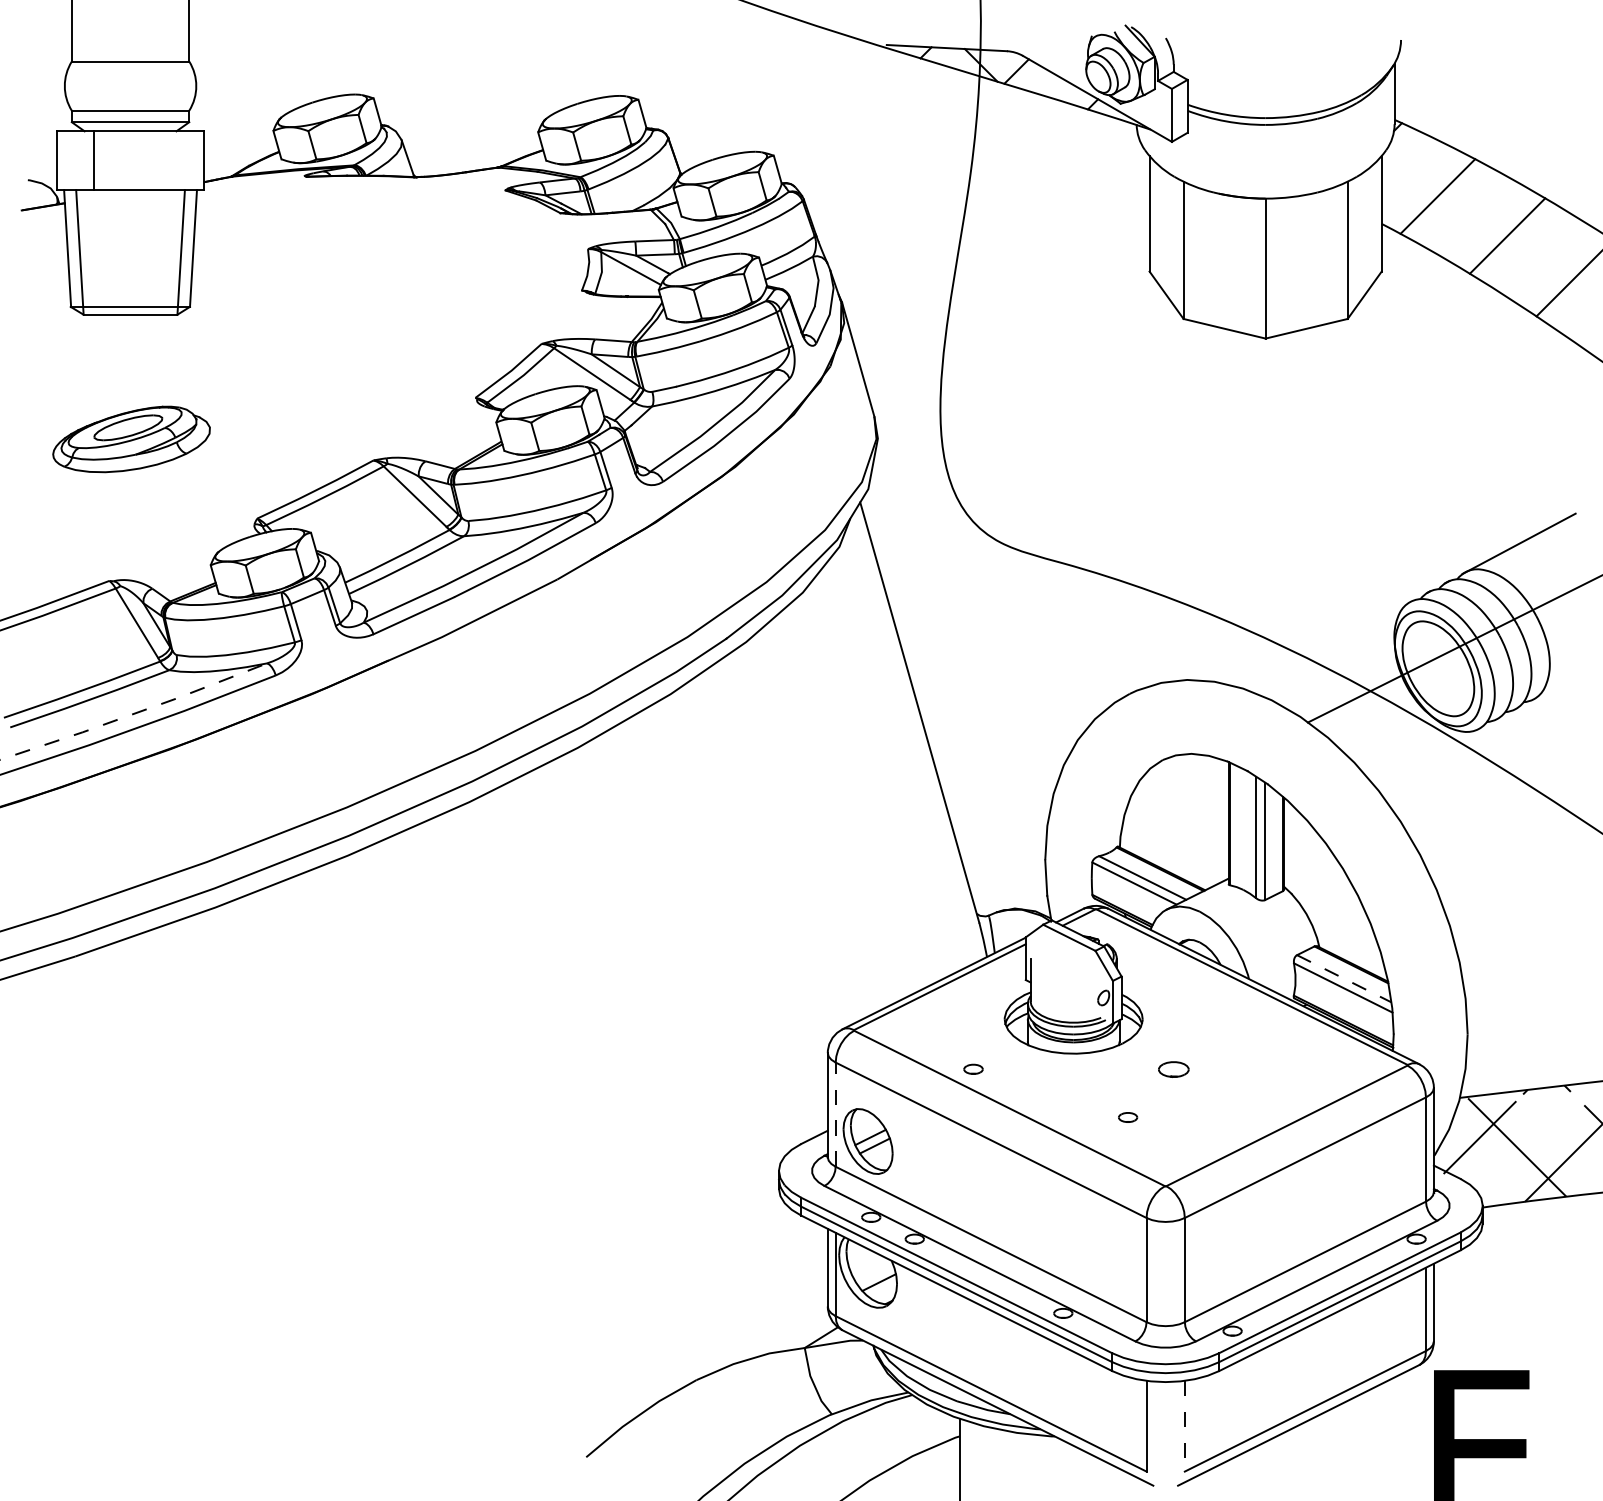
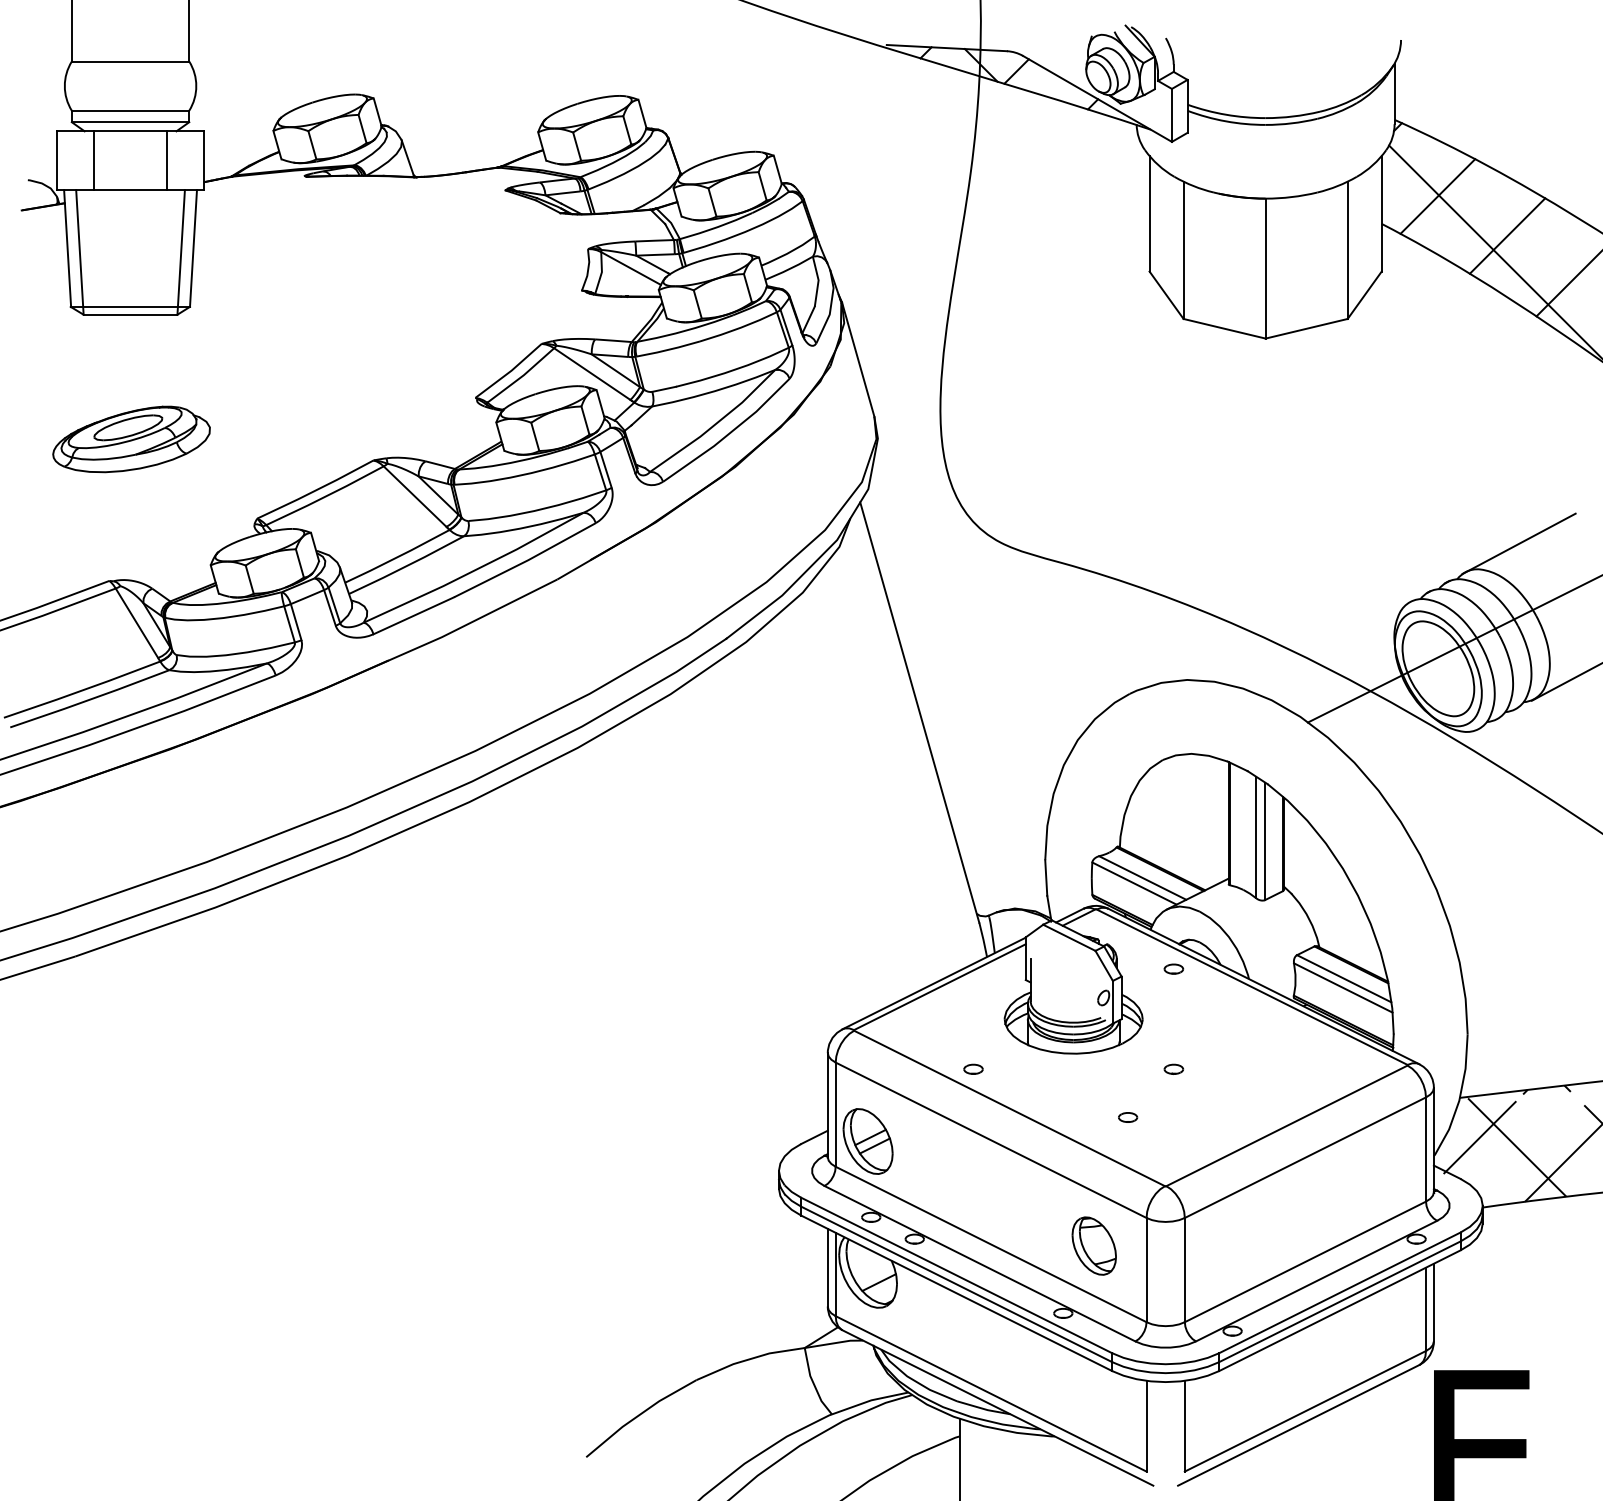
line: none -> present (167, 160)
line: none -> present (1494, 250)
line: none -> present (1565, 682)
line: dashed -> solid (134, 713)
part: none -> present (1173, 968)
line: dashed -> solid (1344, 978)
part size: 32x17 px -> 22x12 px (1173, 1068)
line: dashed -> solid (835, 1114)
part: none -> present (1093, 1245)
line: dashed -> solid (1184, 1426)
